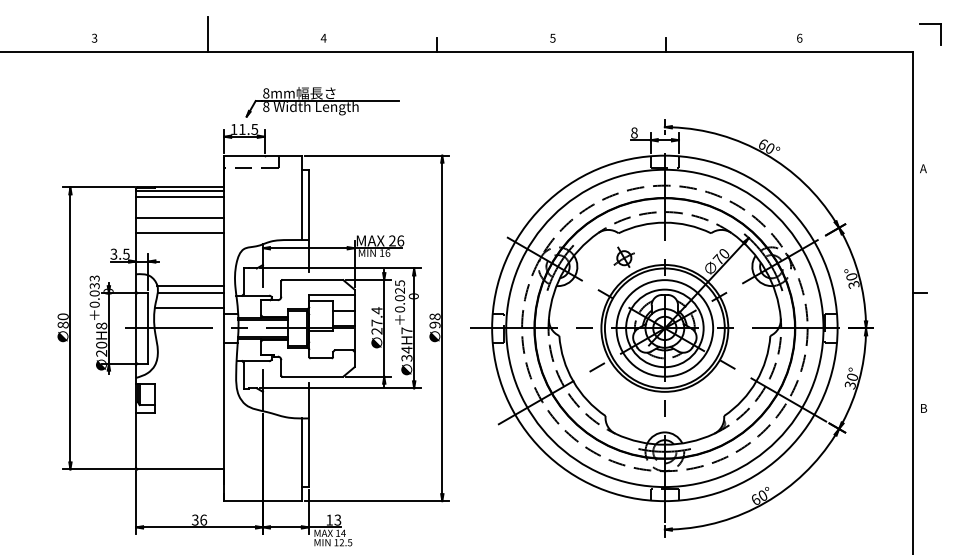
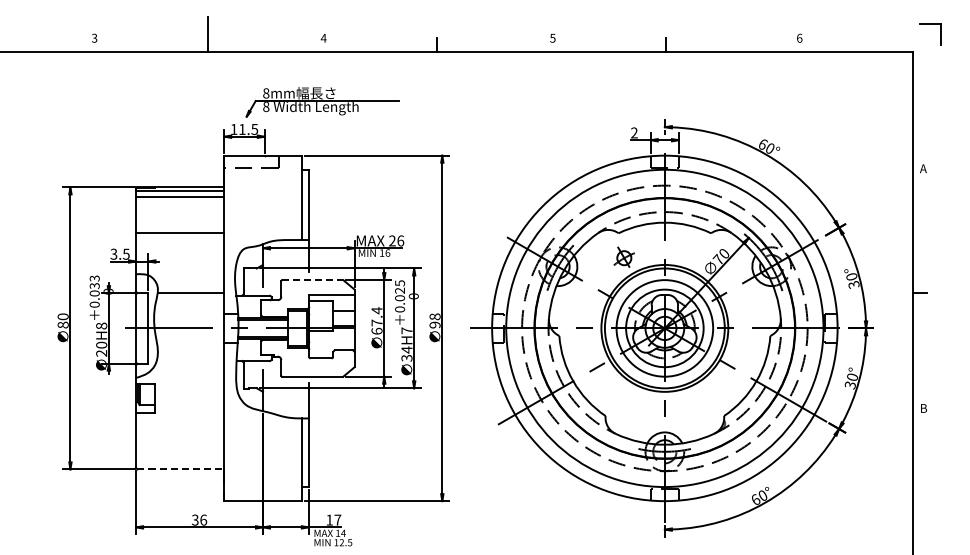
text: 8 -> 2 (634, 132)
line: present -> none (180, 217)
line: solid -> dashed (312, 280)
line: present -> none (190, 285)
line: present -> none (189, 307)
text: 27.4 -> 67.4 (376, 330)
line: solid -> dashed (181, 469)
text: 13 -> 17 (337, 519)
